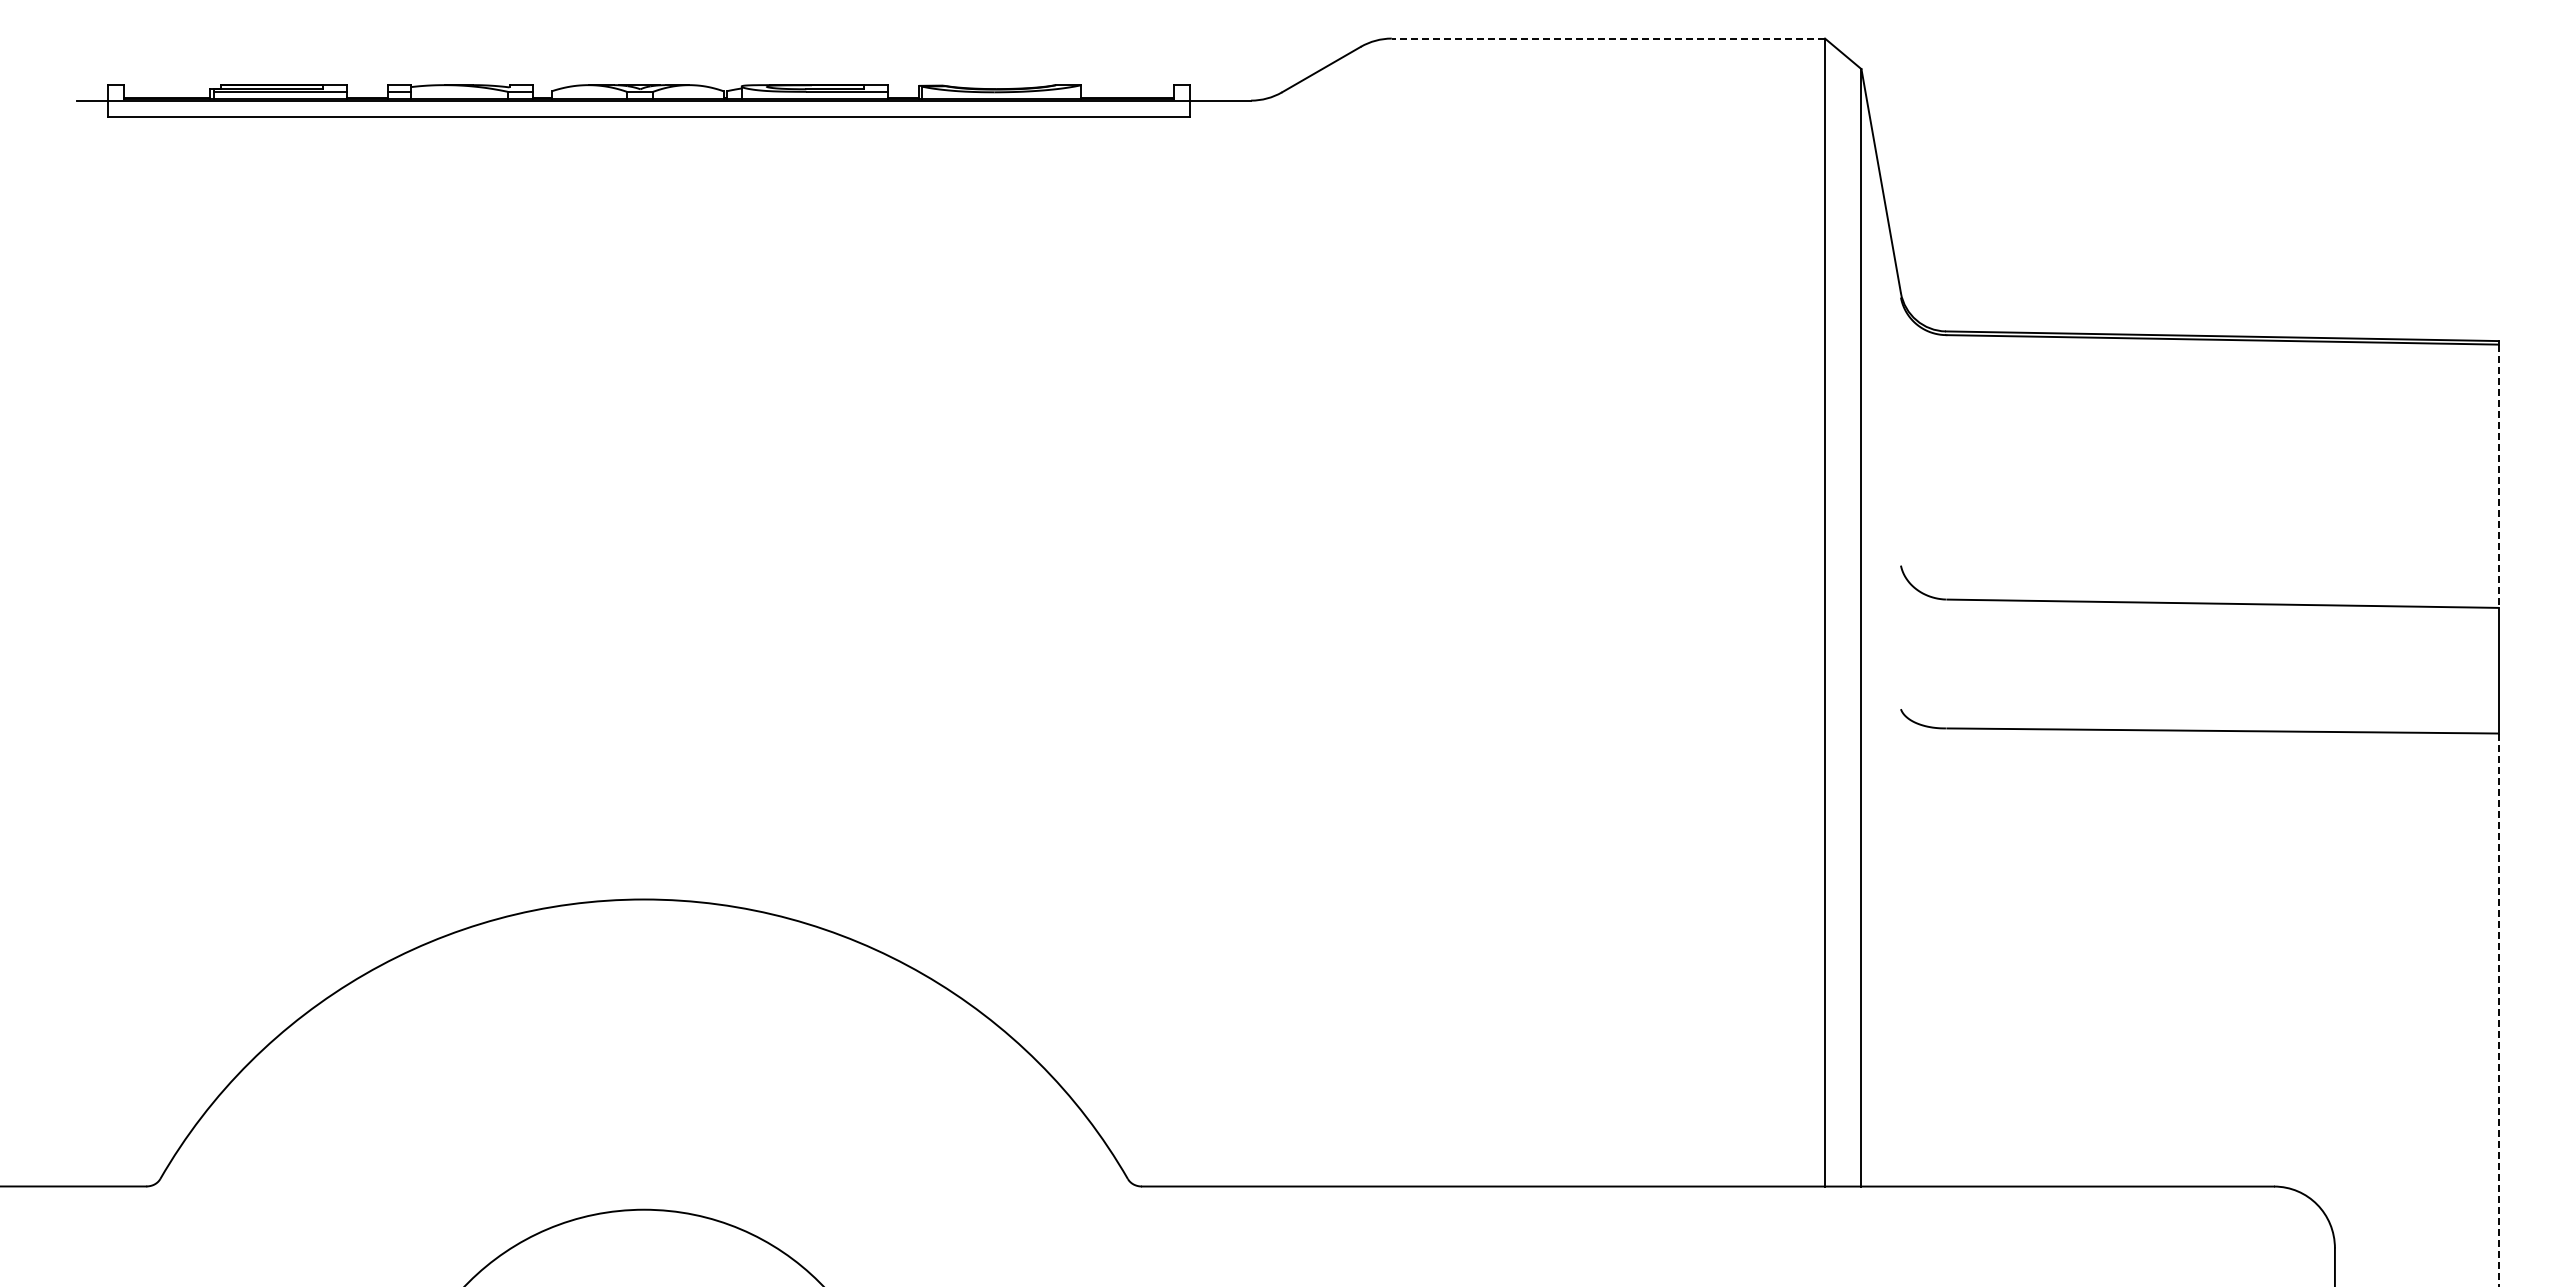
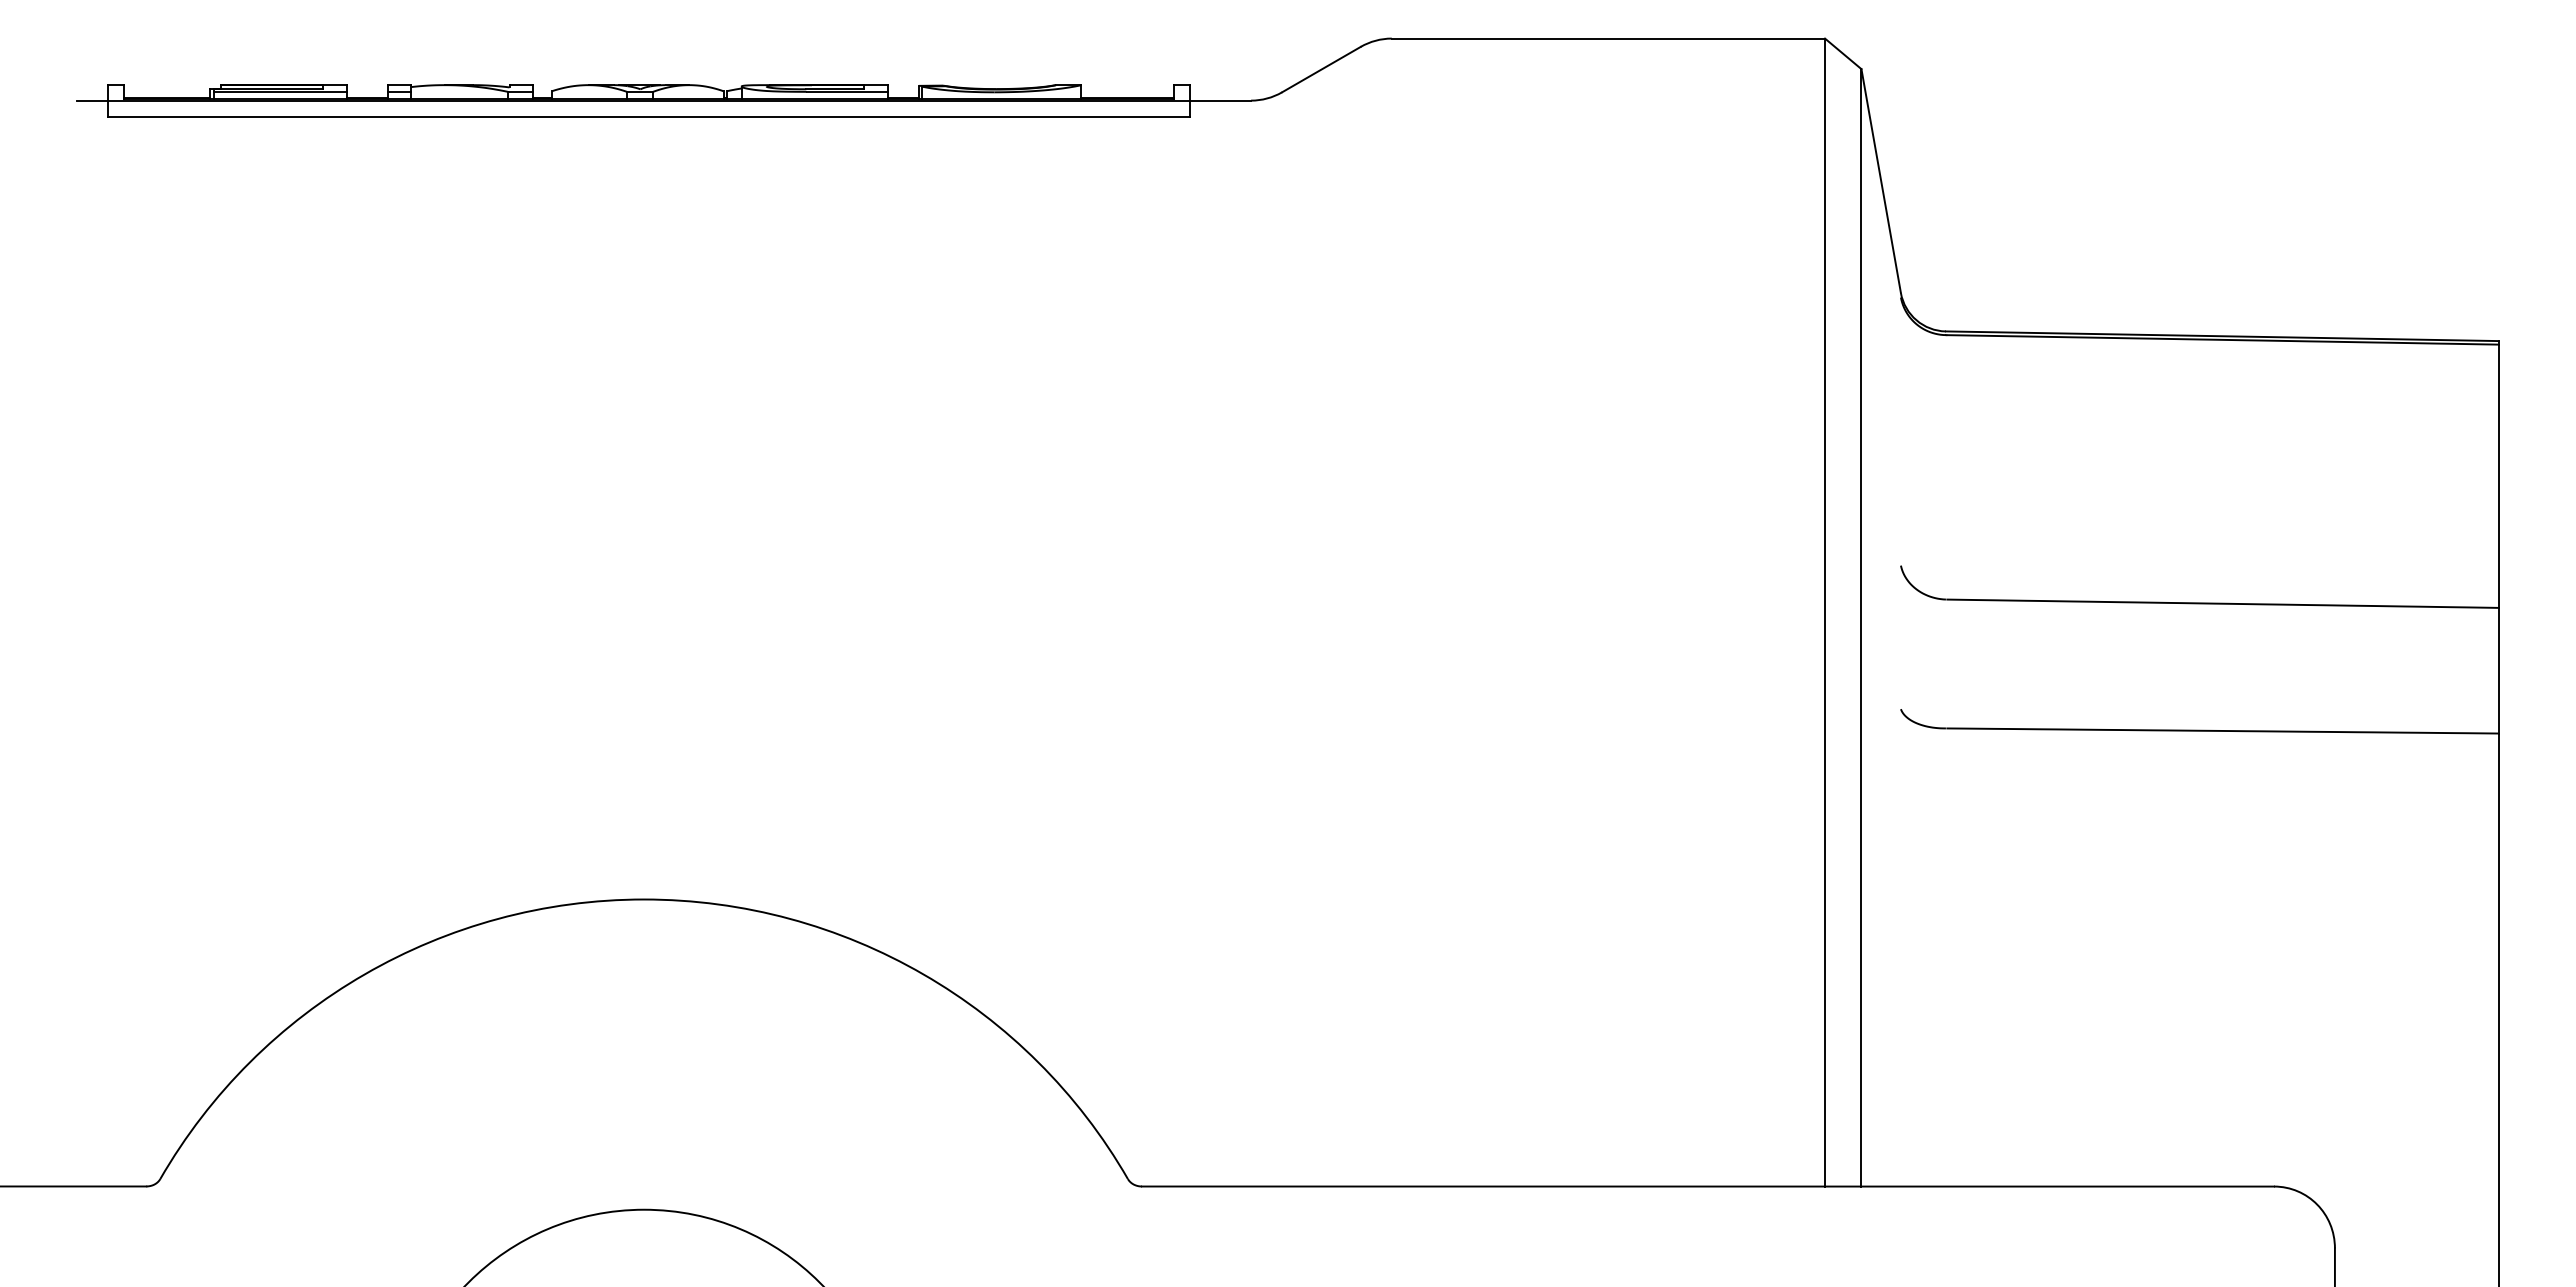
line: dashed -> solid (1608, 38)
line: dashed -> solid (2498, 476)
line: dashed -> solid (2498, 1010)
